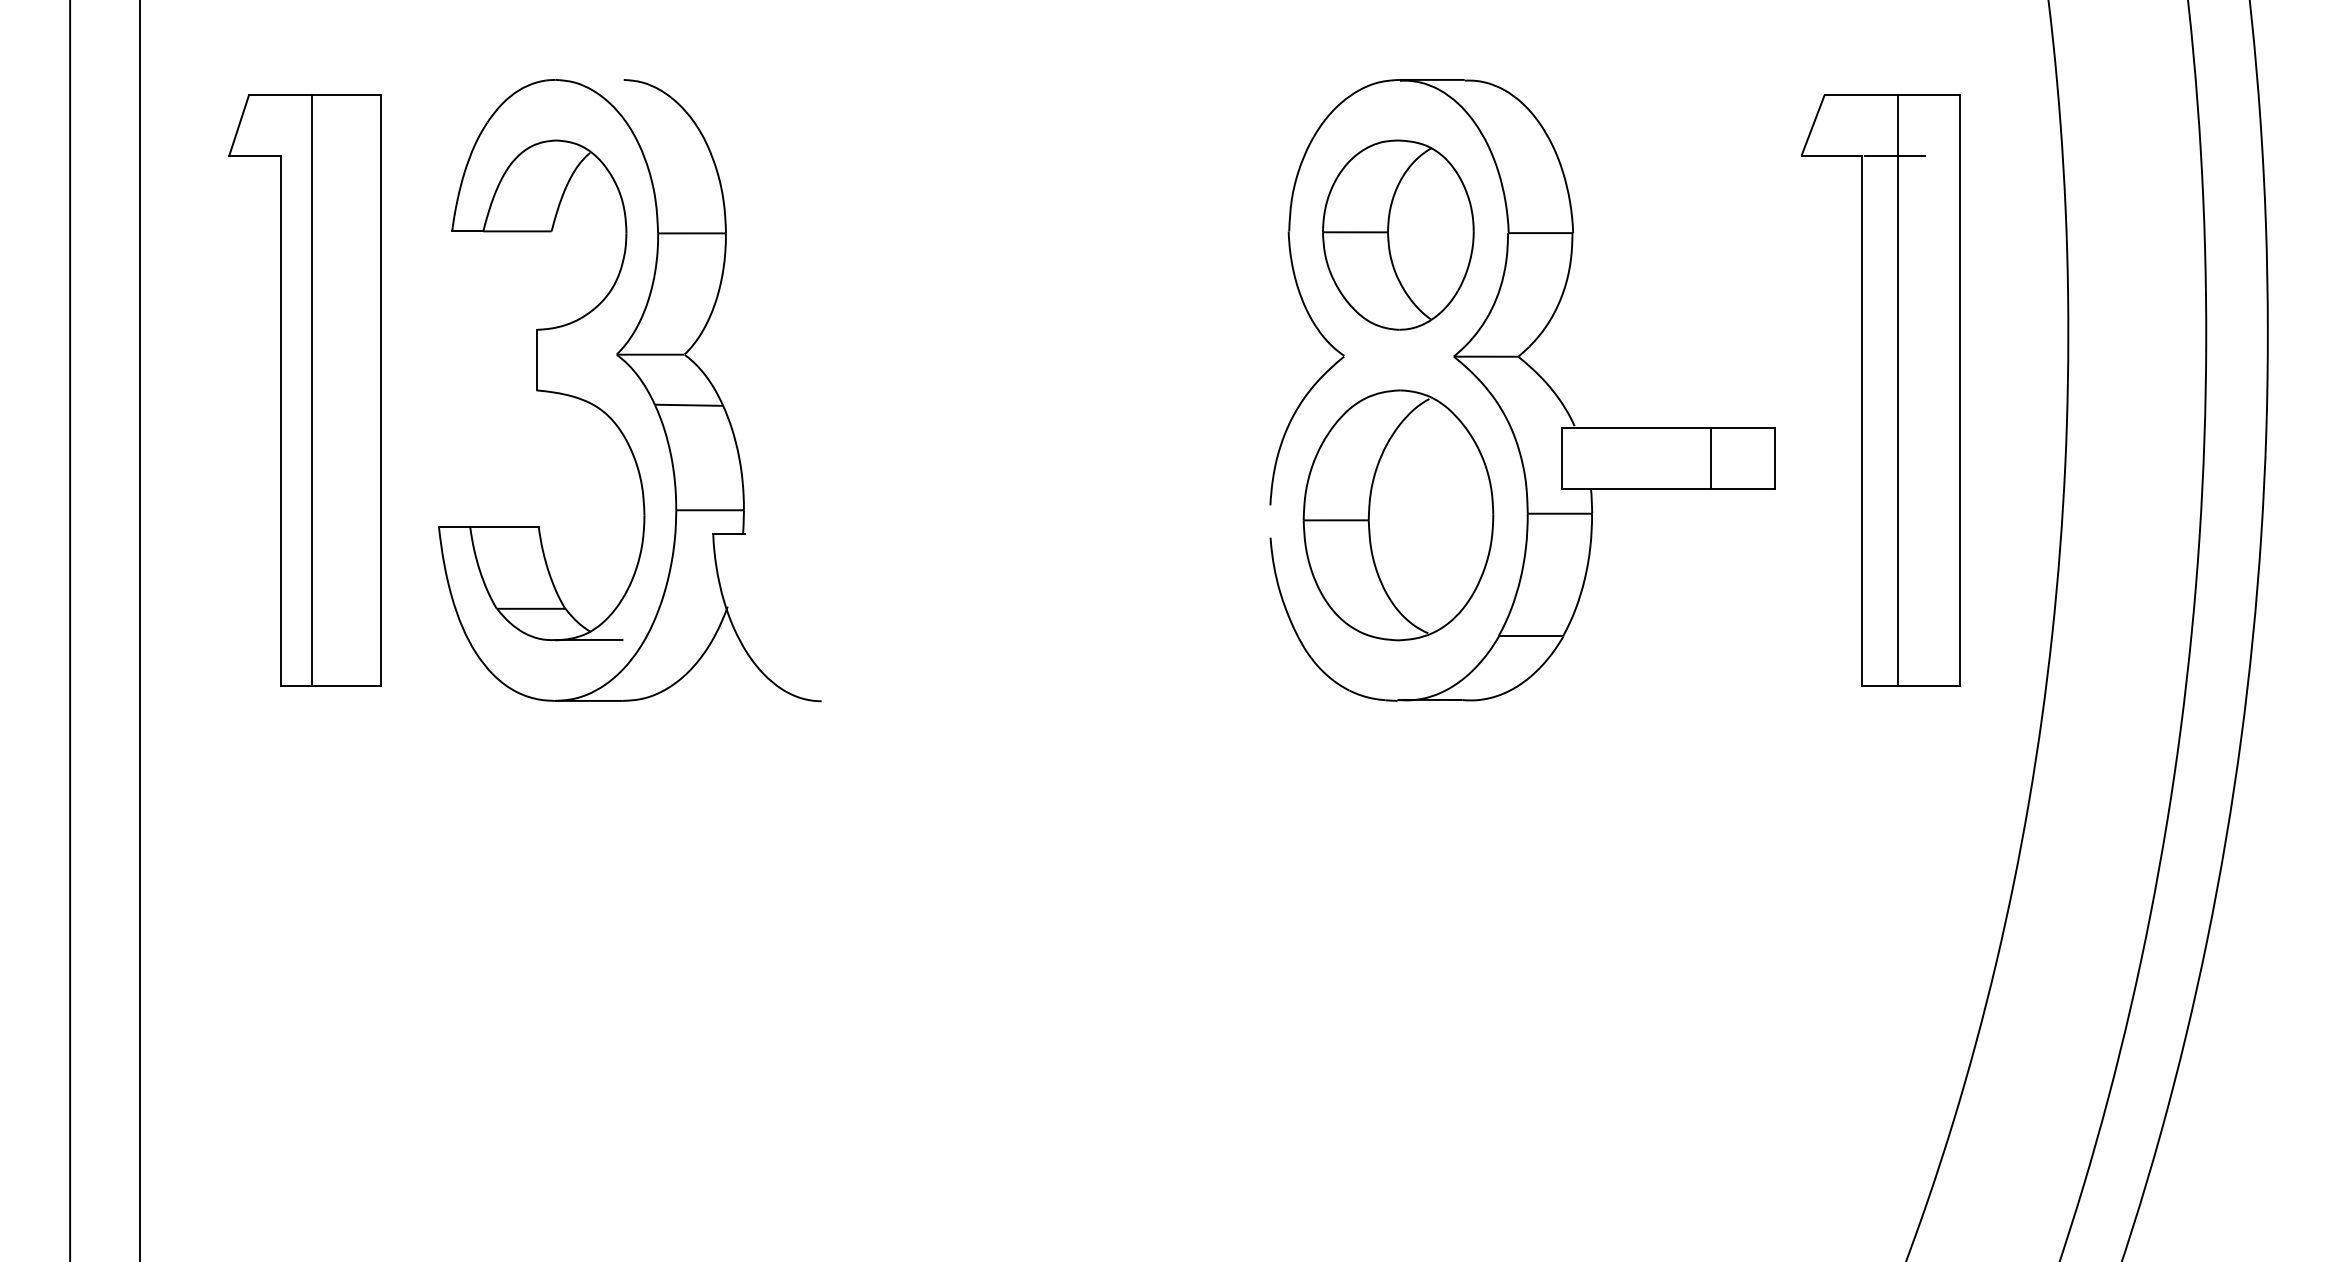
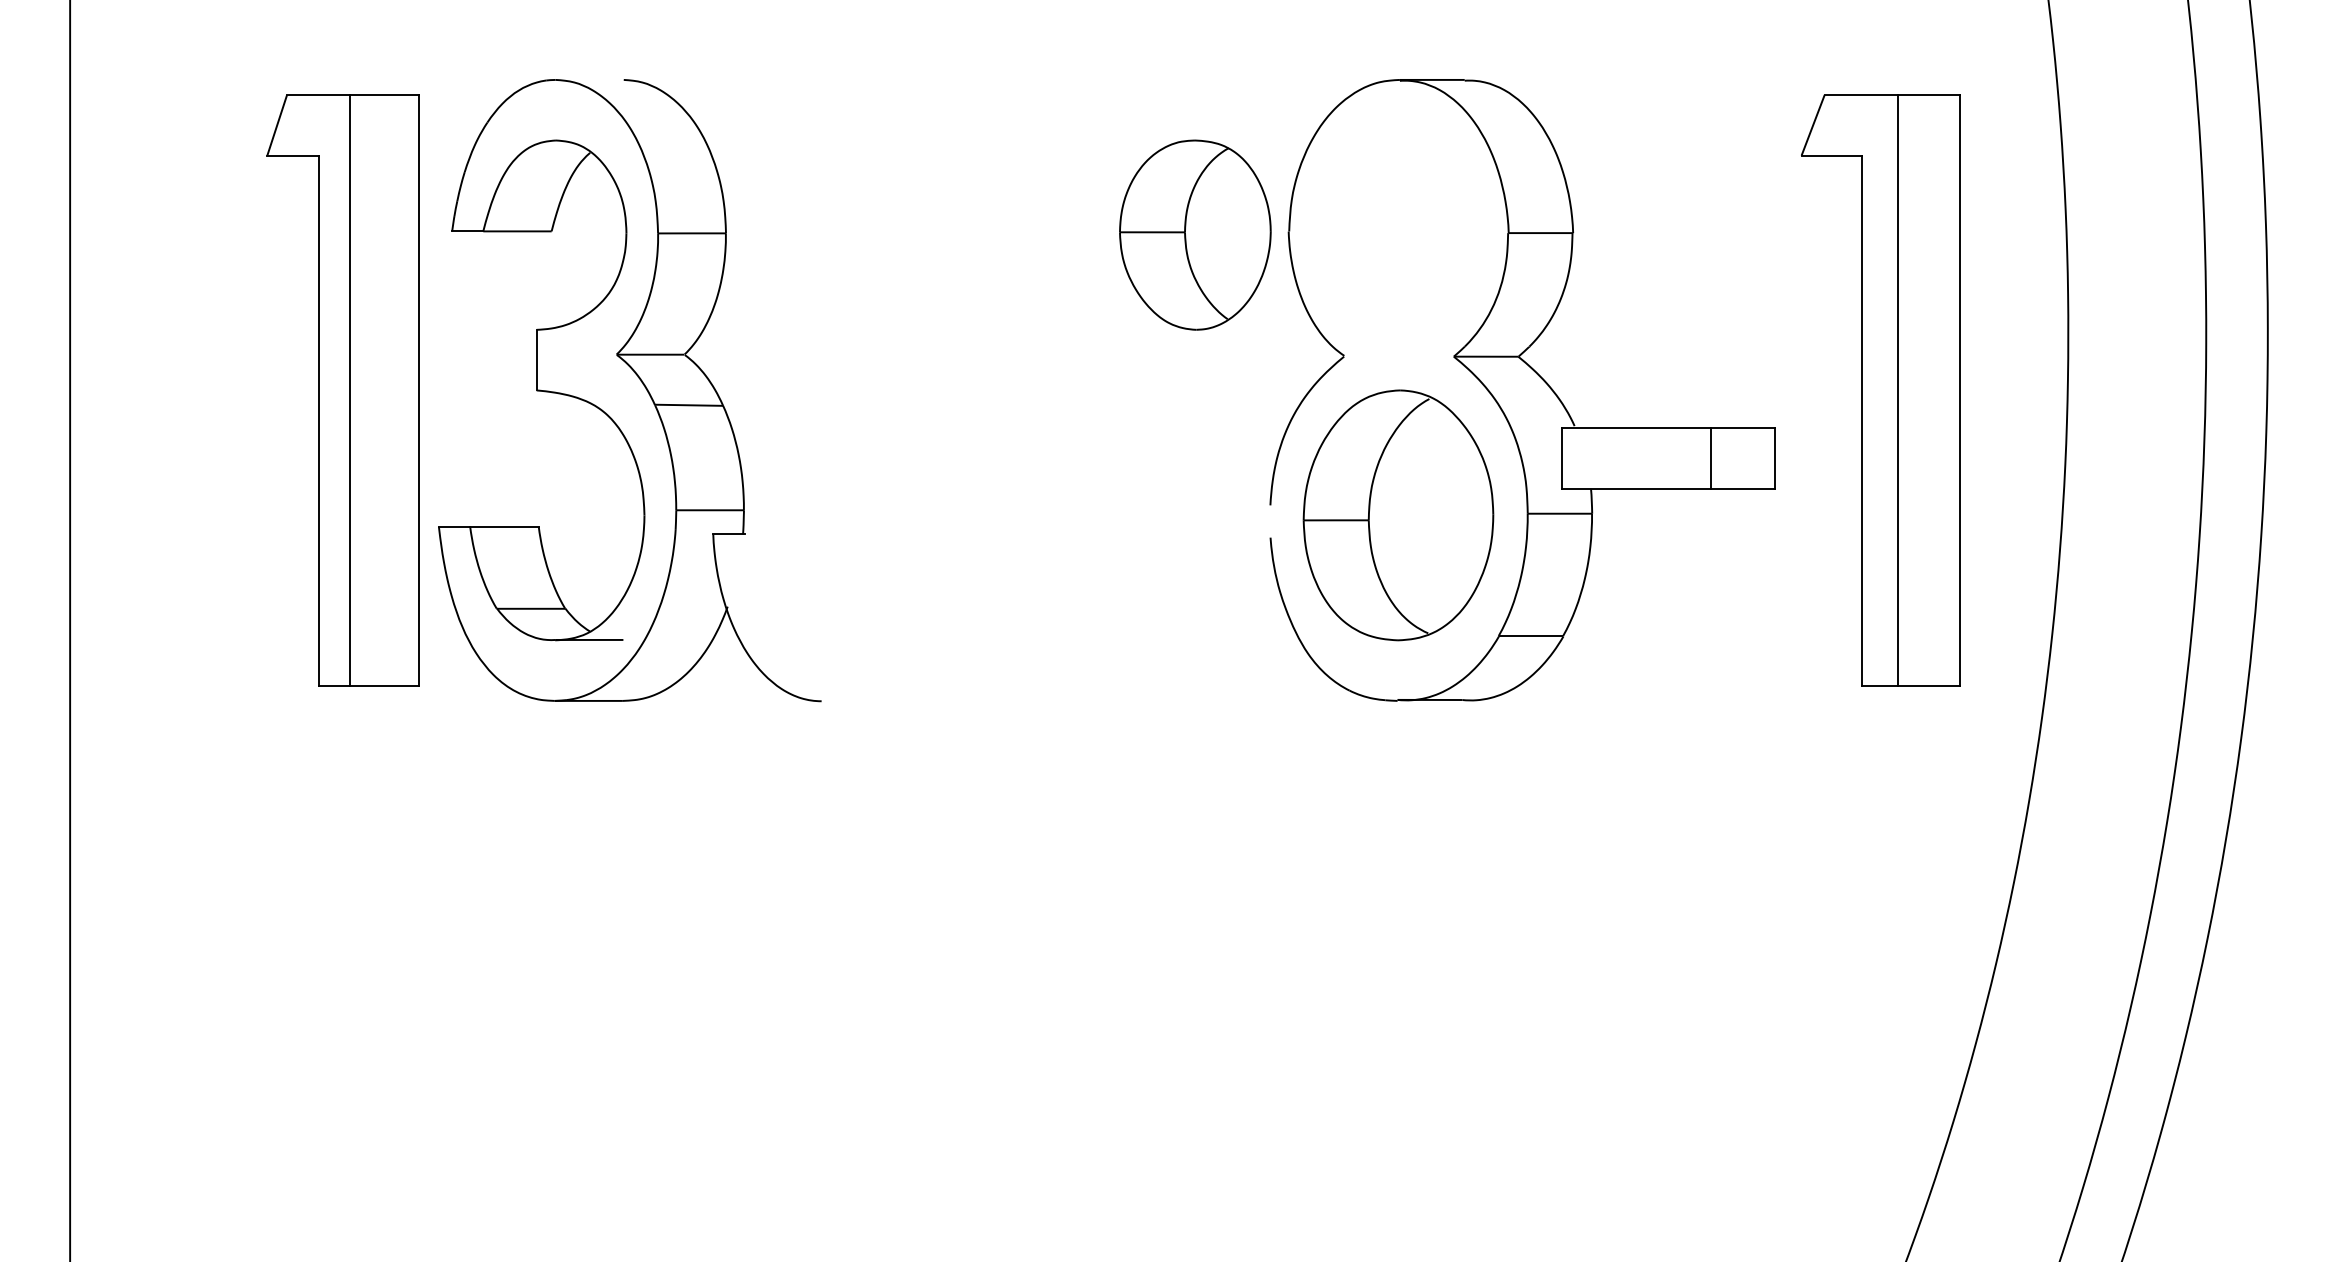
line: present -> none (1894, 155)
part position: (1398, 234) -> (1195, 234) (1195, 234)
part position: (304, 390) -> (342, 390) (342, 390)
line: present -> none (140, 630)
